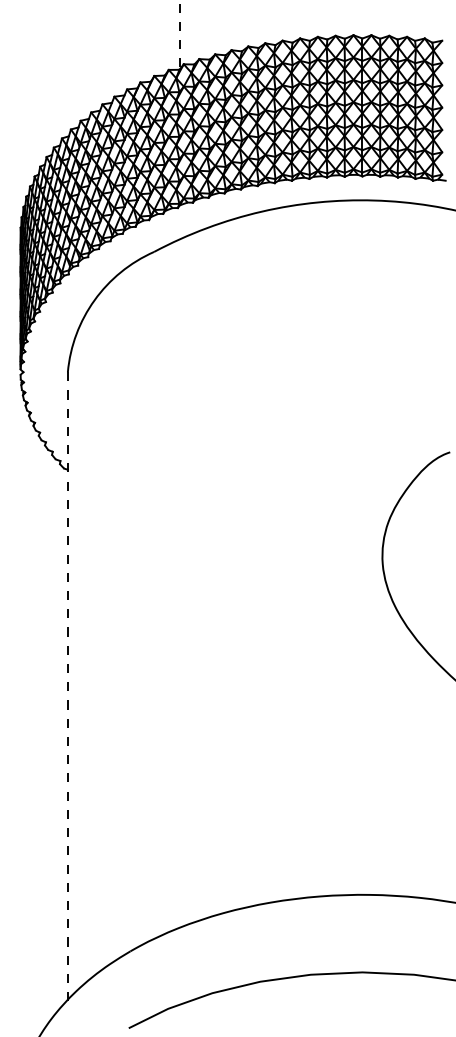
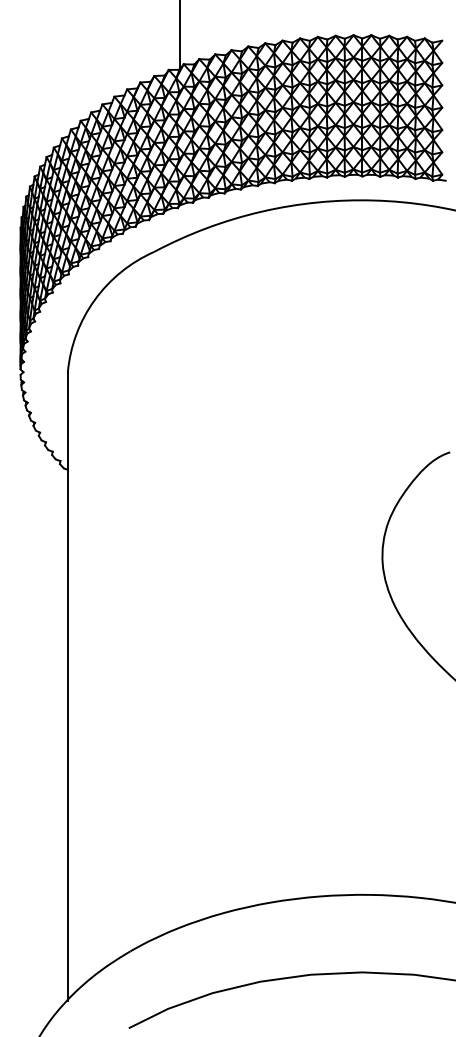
line: dashed -> solid (180, 35)
line: dashed -> solid (67, 686)
